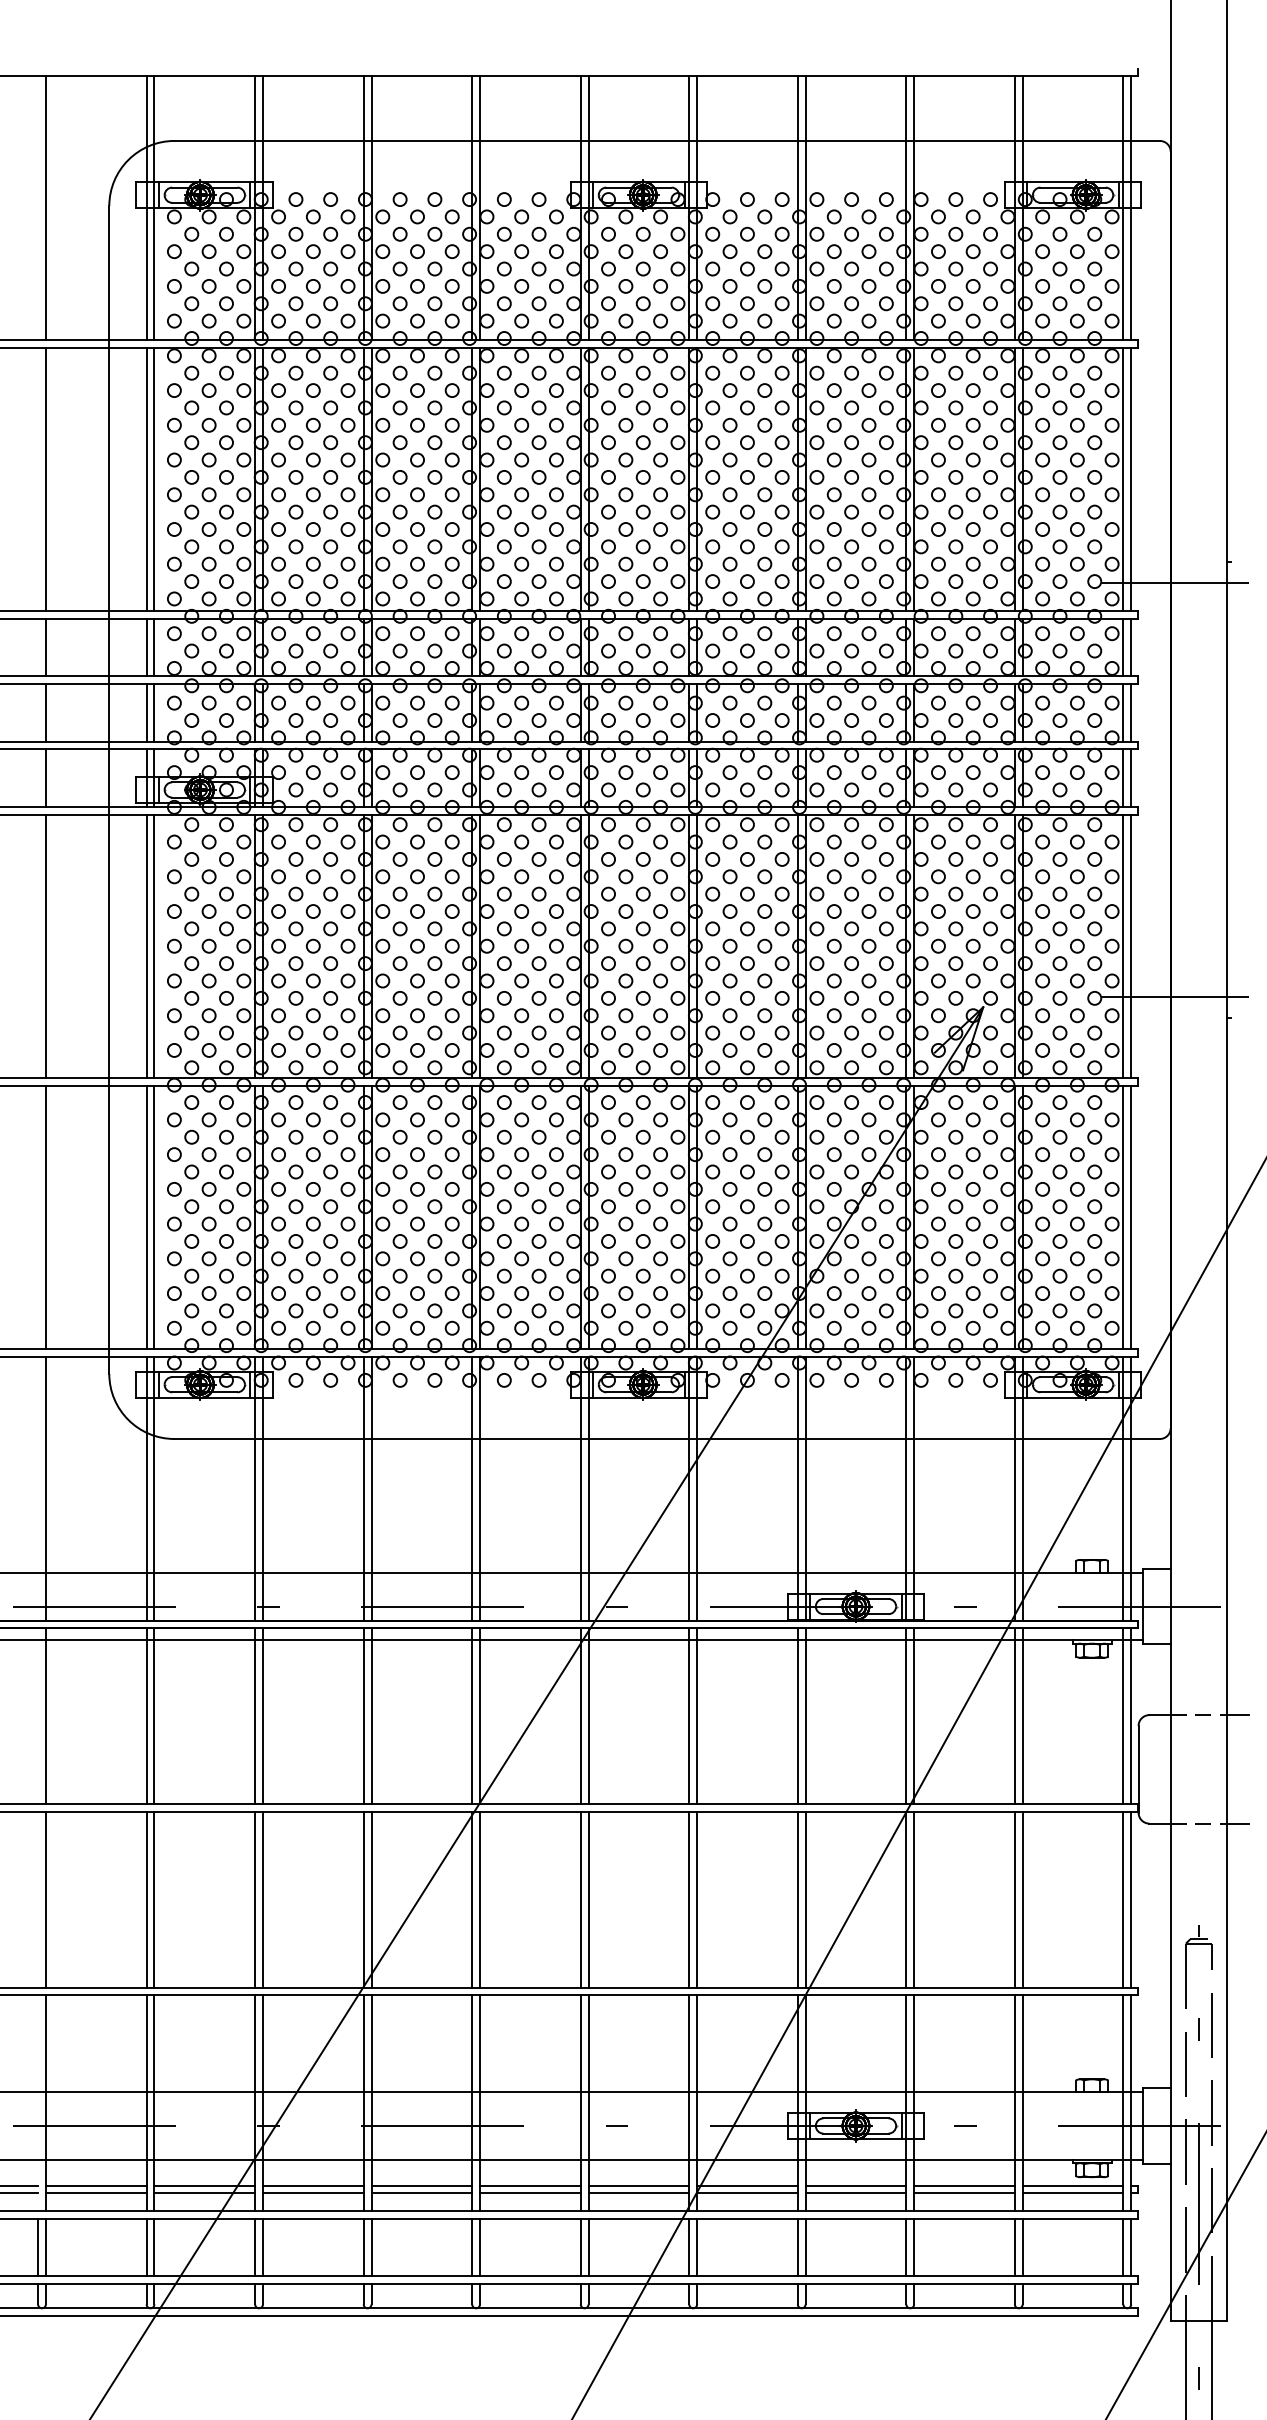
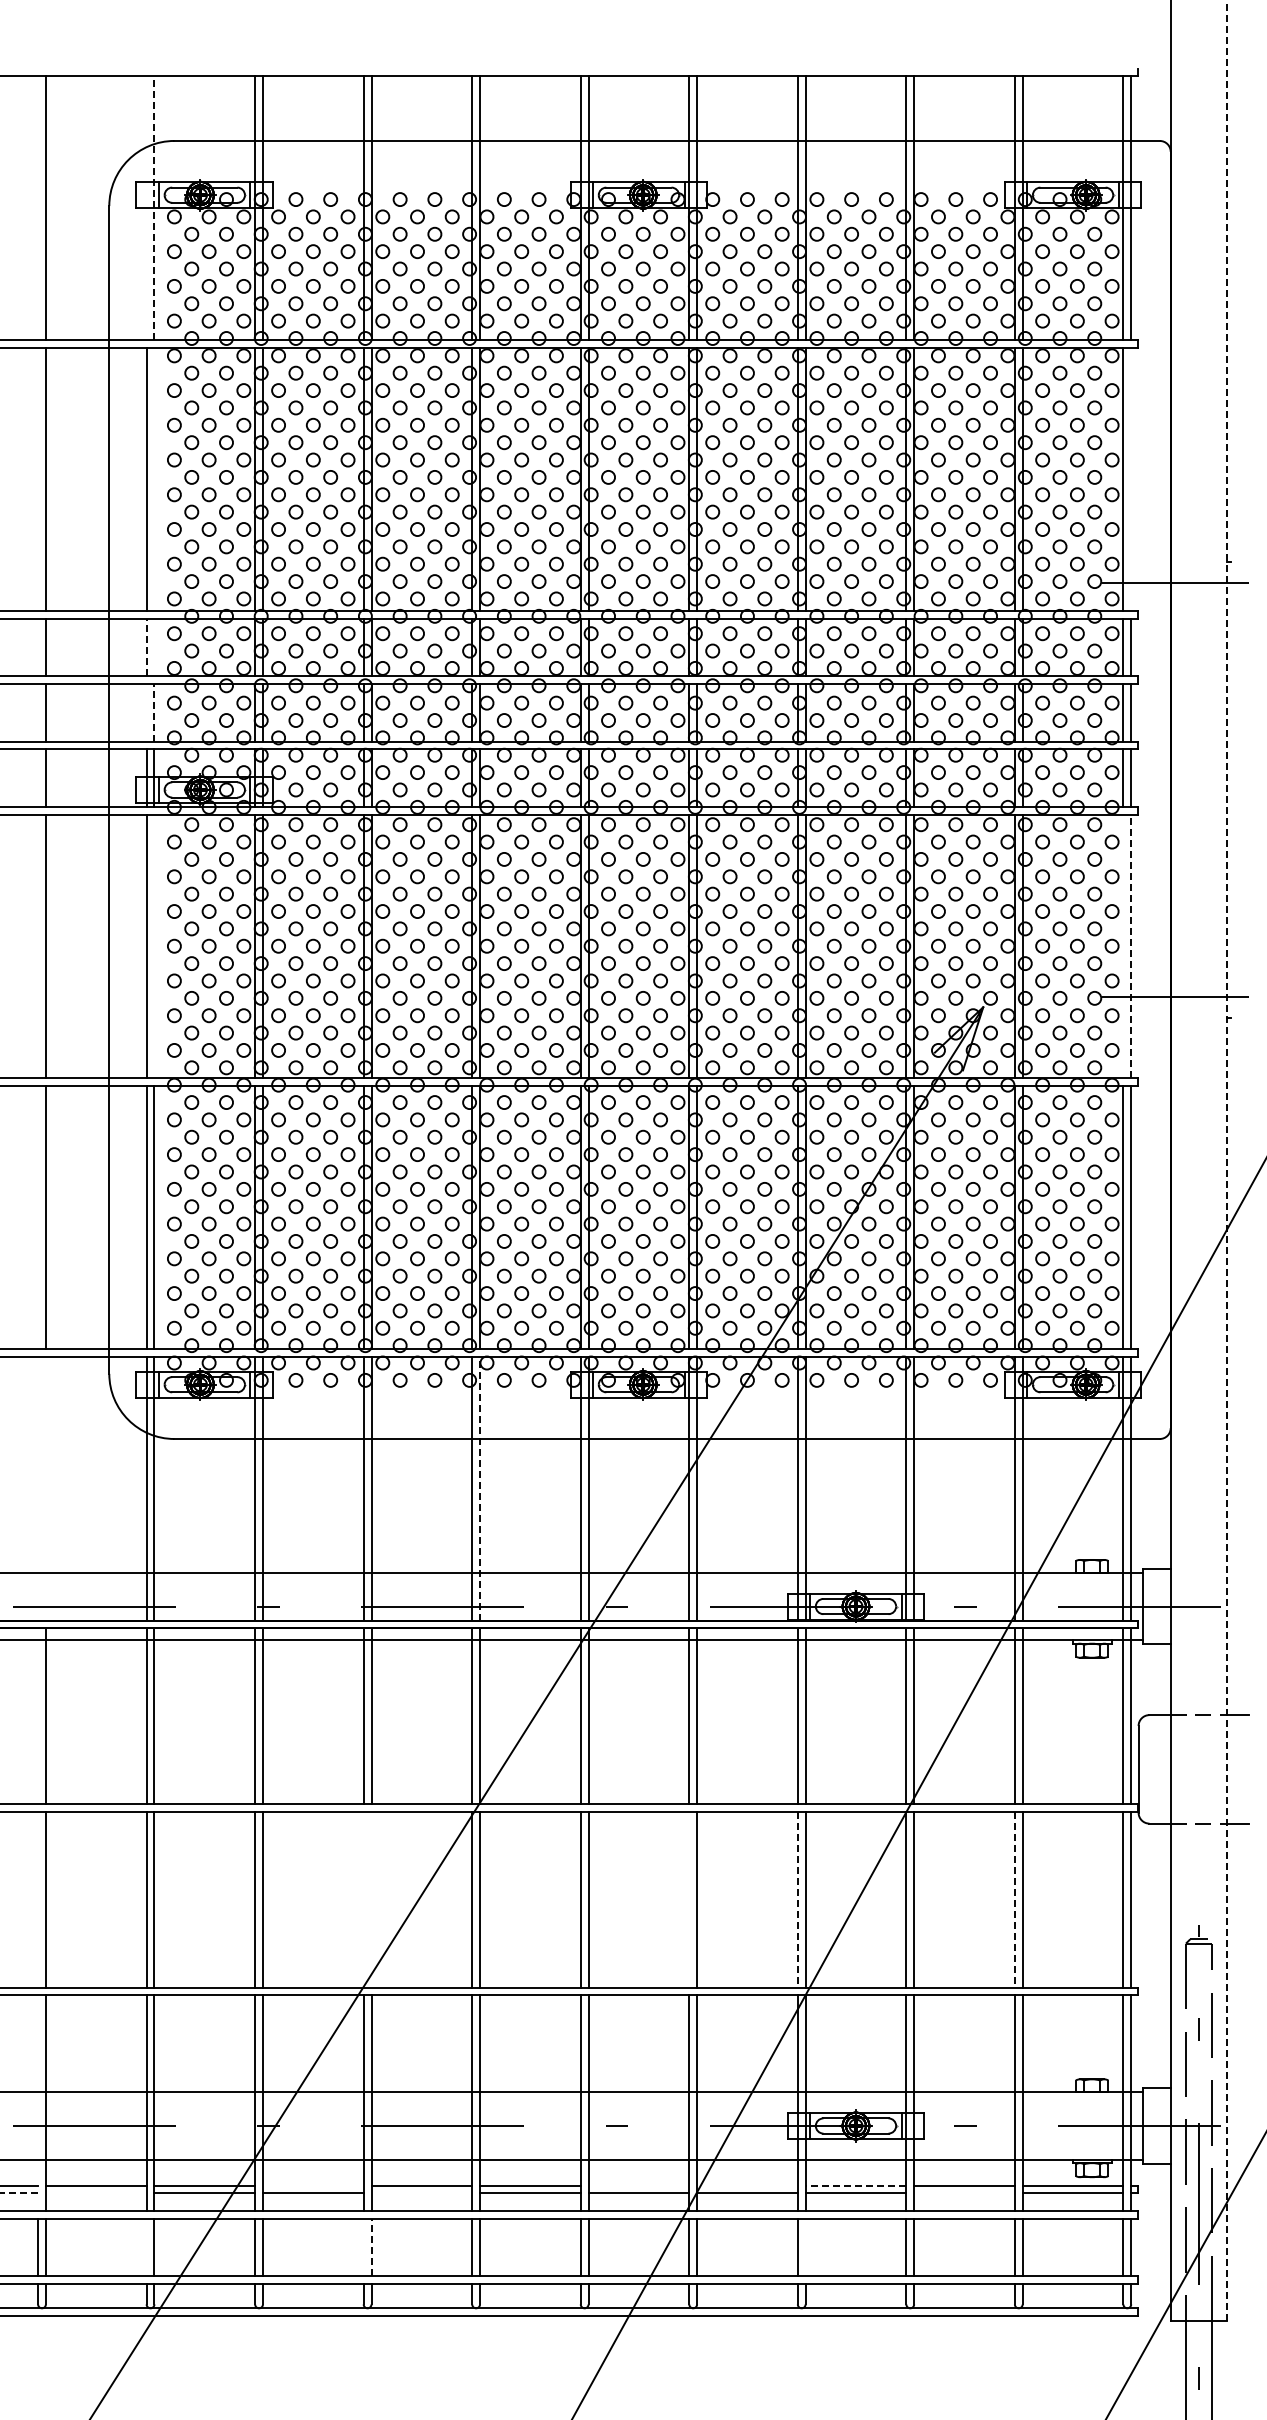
line: present -> none (146, 208)
line: solid -> dashed (154, 208)
line: present -> none (154, 479)
line: present -> none (1131, 479)
line: solid -> dashed (146, 647)
line: present -> none (154, 647)
line: present -> none (146, 712)
line: solid -> dashed (154, 712)
line: present -> none (154, 946)
line: present -> none (1123, 946)
line: solid -> dashed (1131, 946)
line: solid -> dashed (1227, 1160)
line: present -> none (45, 1488)
line: solid -> dashed (480, 1488)
line: present -> none (363, 1899)
line: present -> none (371, 1899)
line: present -> none (689, 1899)
line: solid -> dashed (797, 1899)
line: solid -> dashed (1014, 1899)
line: present -> none (312, 2185)
line: present -> none (638, 2185)
line: present -> none (747, 2185)
line: solid -> dashed (855, 2185)
line: solid -> dashed (19, 2193)
line: present -> none (95, 2193)
line: present -> none (421, 2193)
line: present -> none (964, 2193)
line: present -> none (146, 2247)
line: present -> none (363, 2247)
line: solid -> dashed (371, 2247)
line: present -> none (805, 2247)
